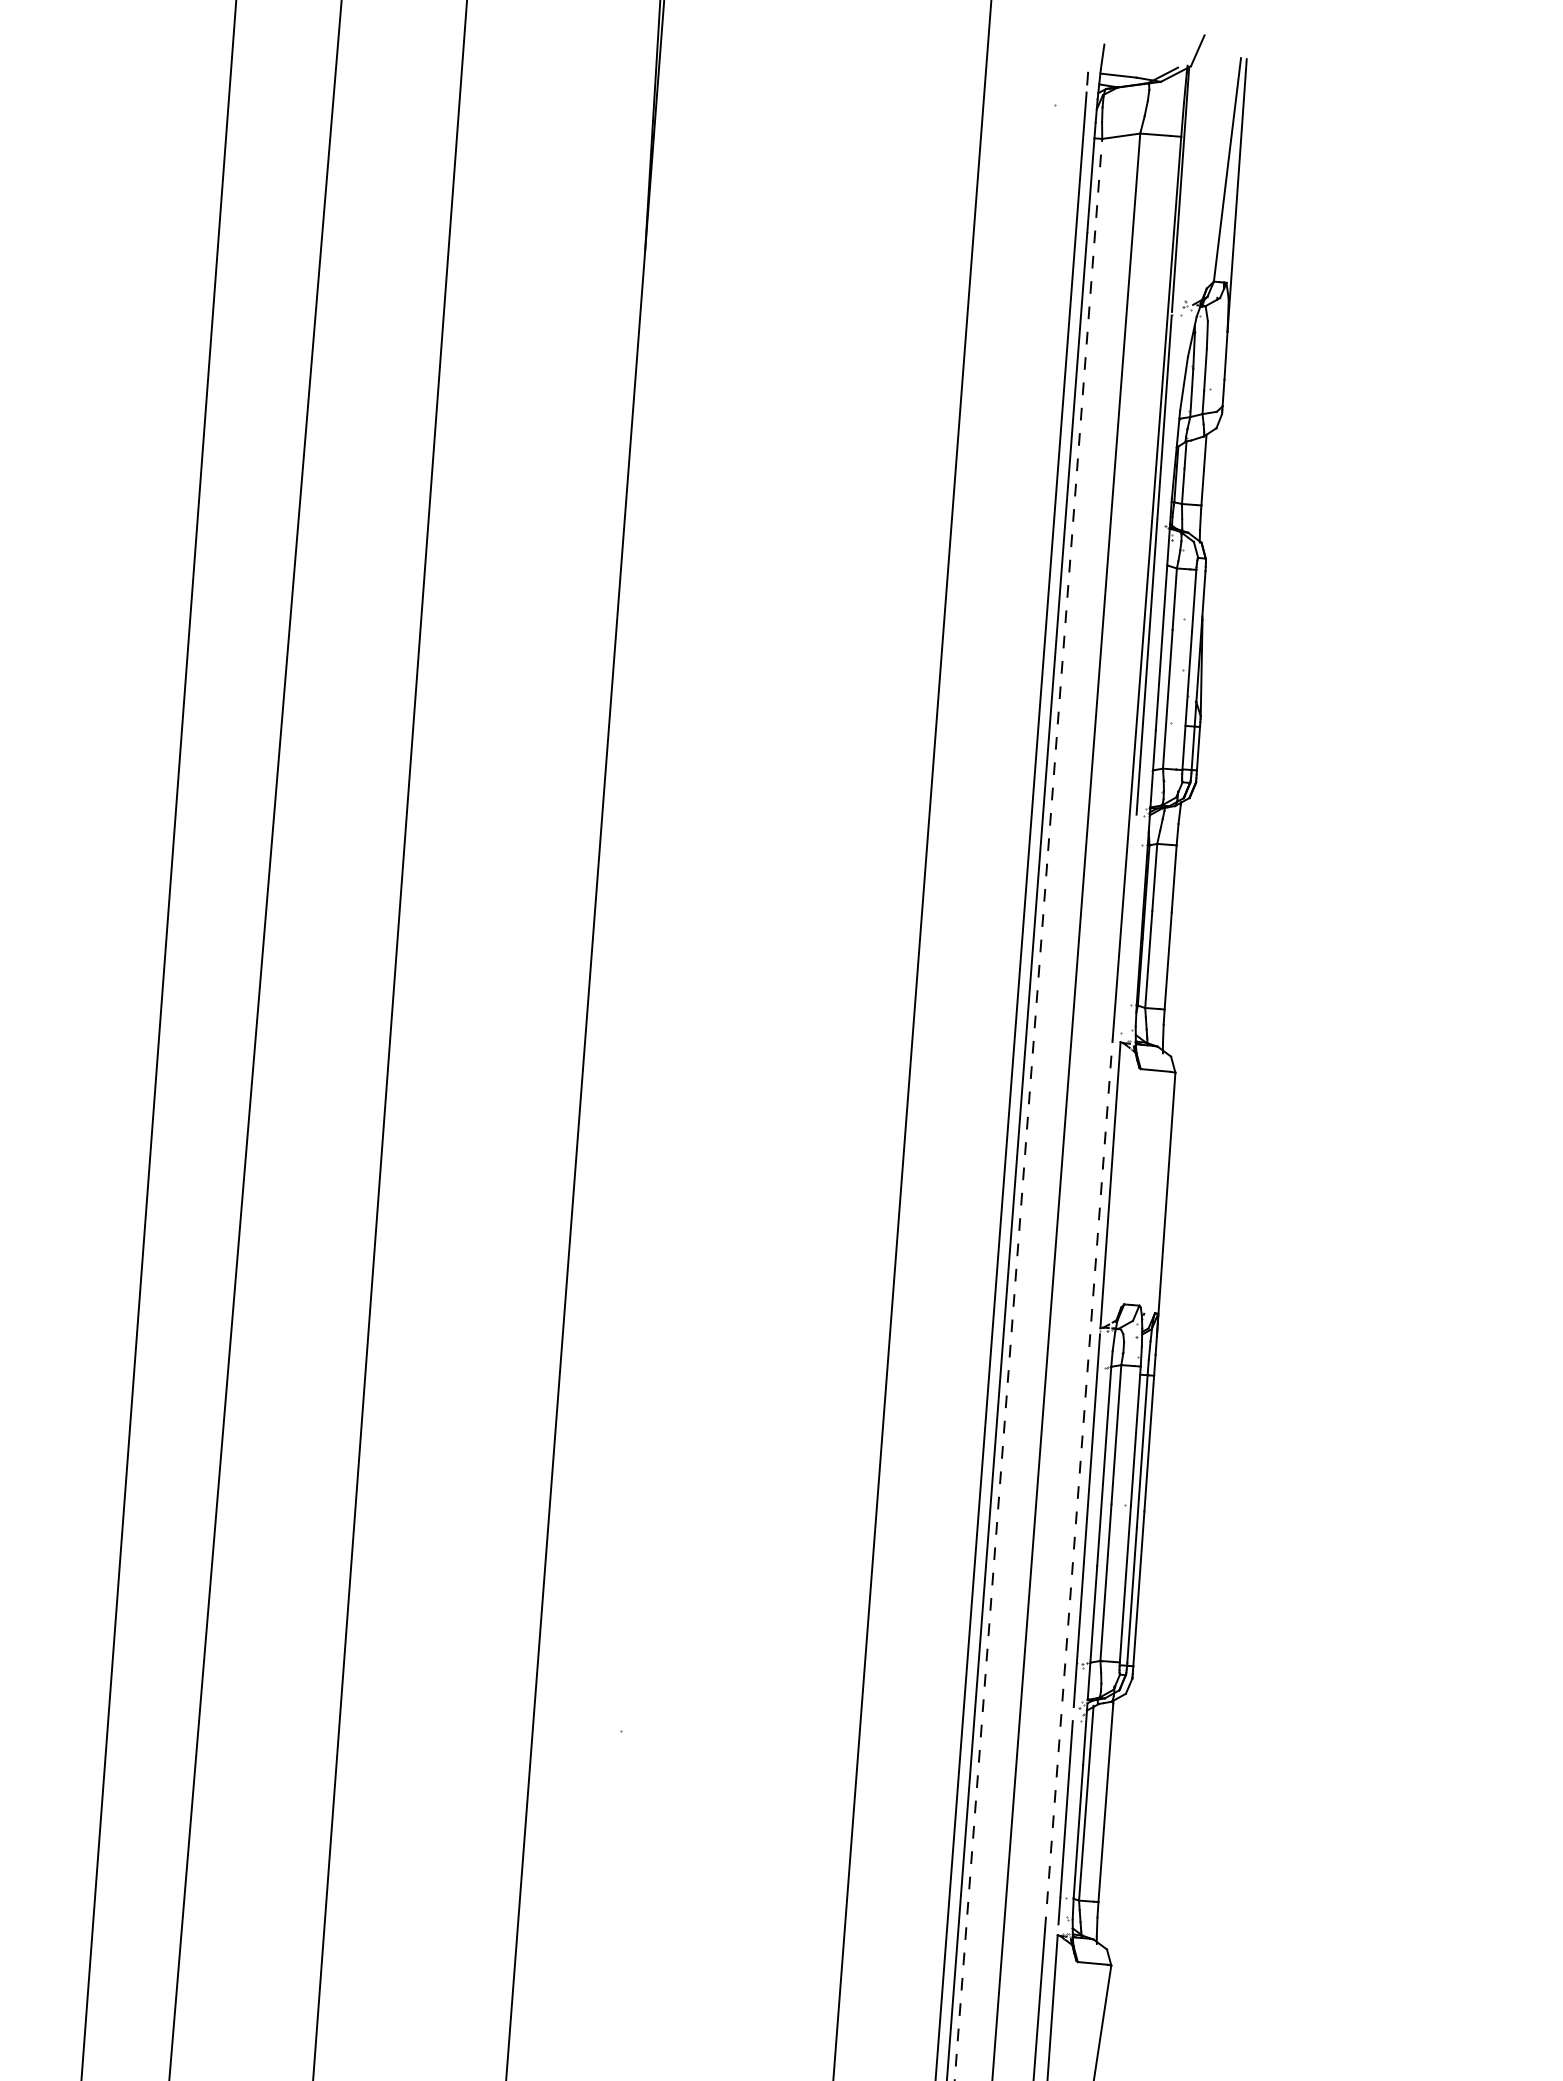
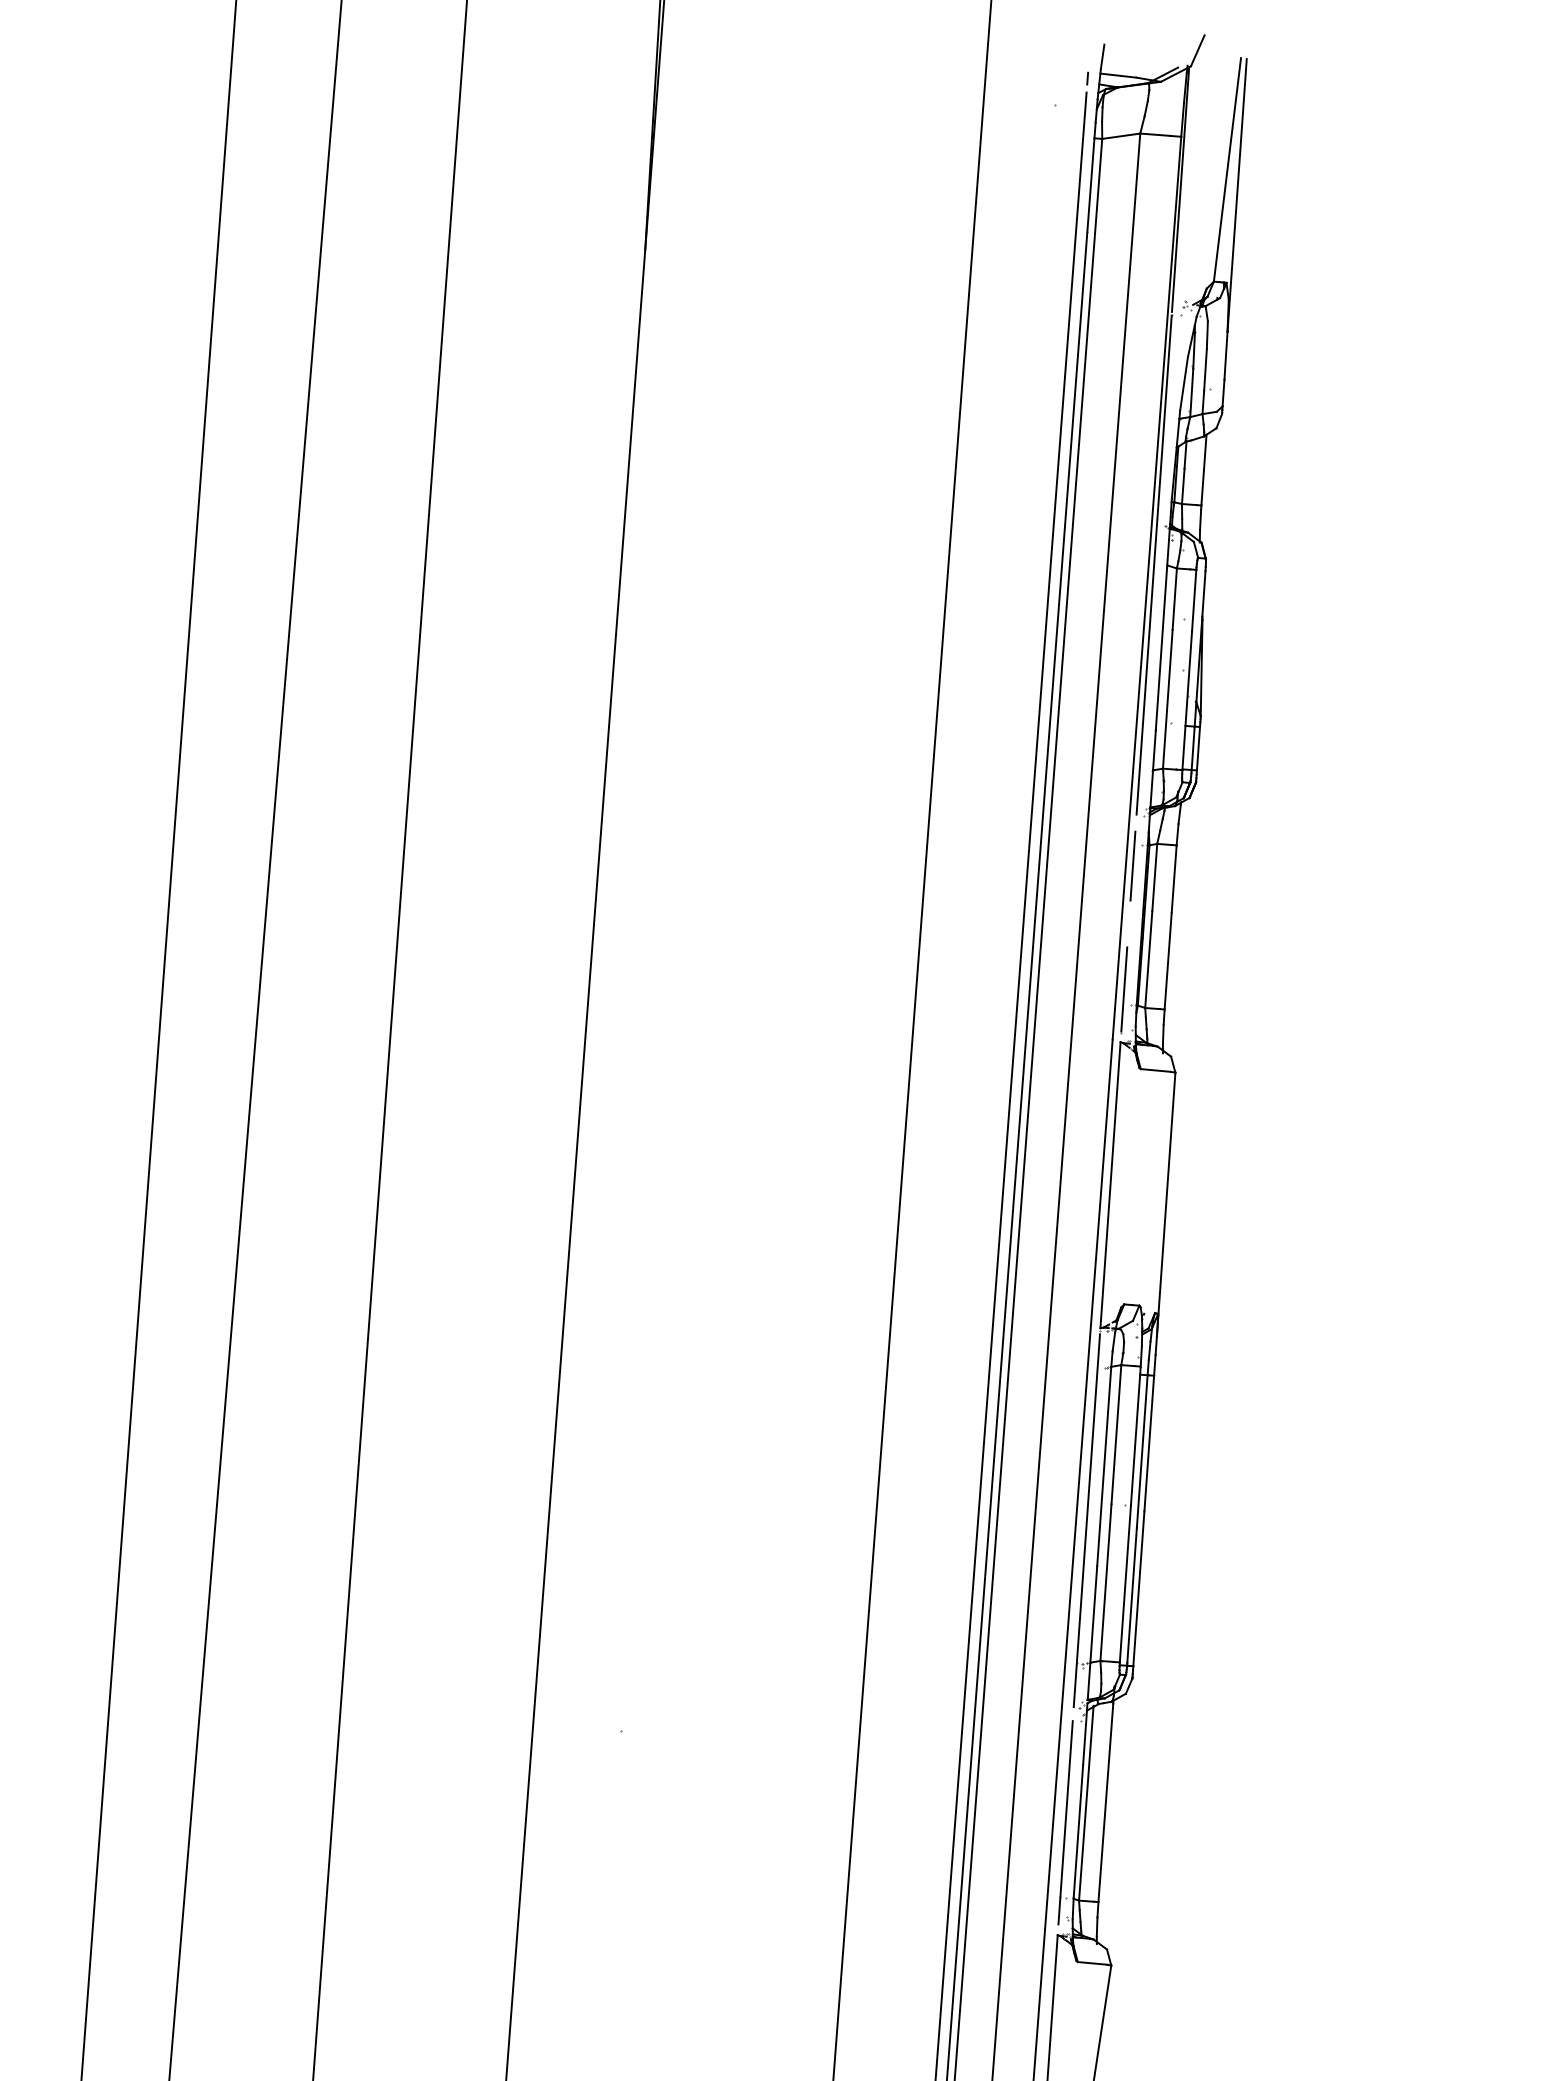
line: none -> present (1132, 865)
line: none -> present (1124, 989)
line: dashed -> solid (1028, 1109)
line: dashed -> solid (1078, 1484)
